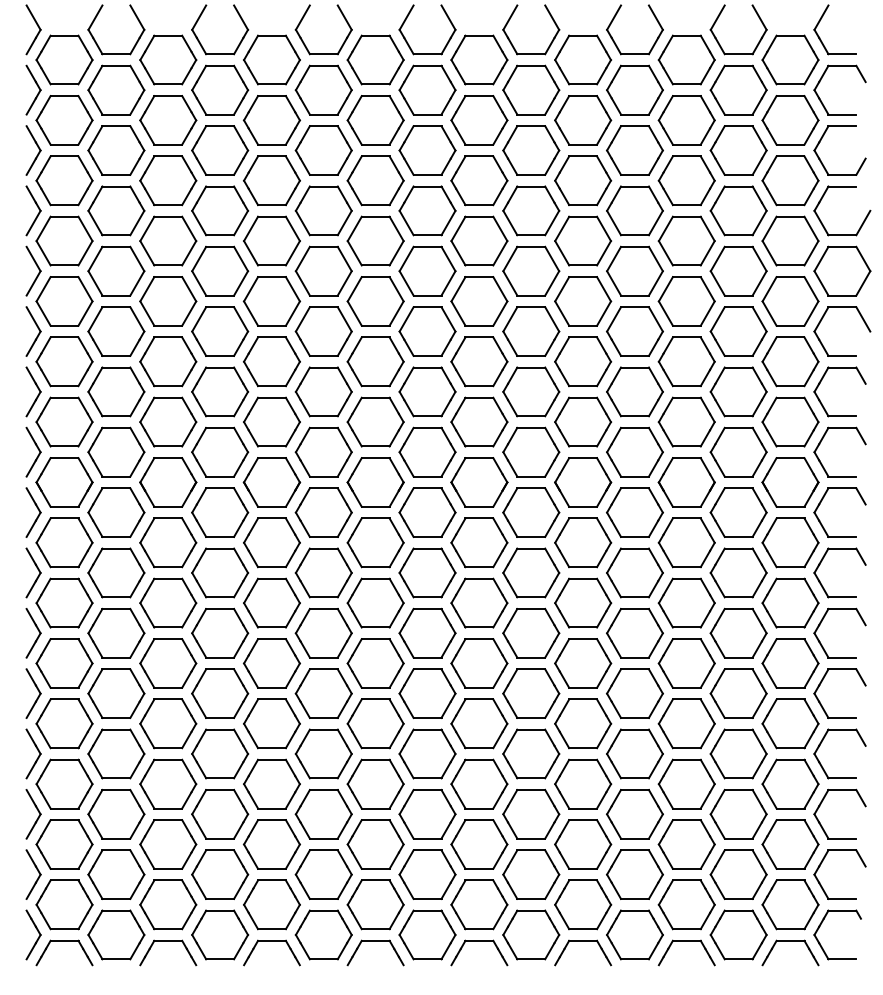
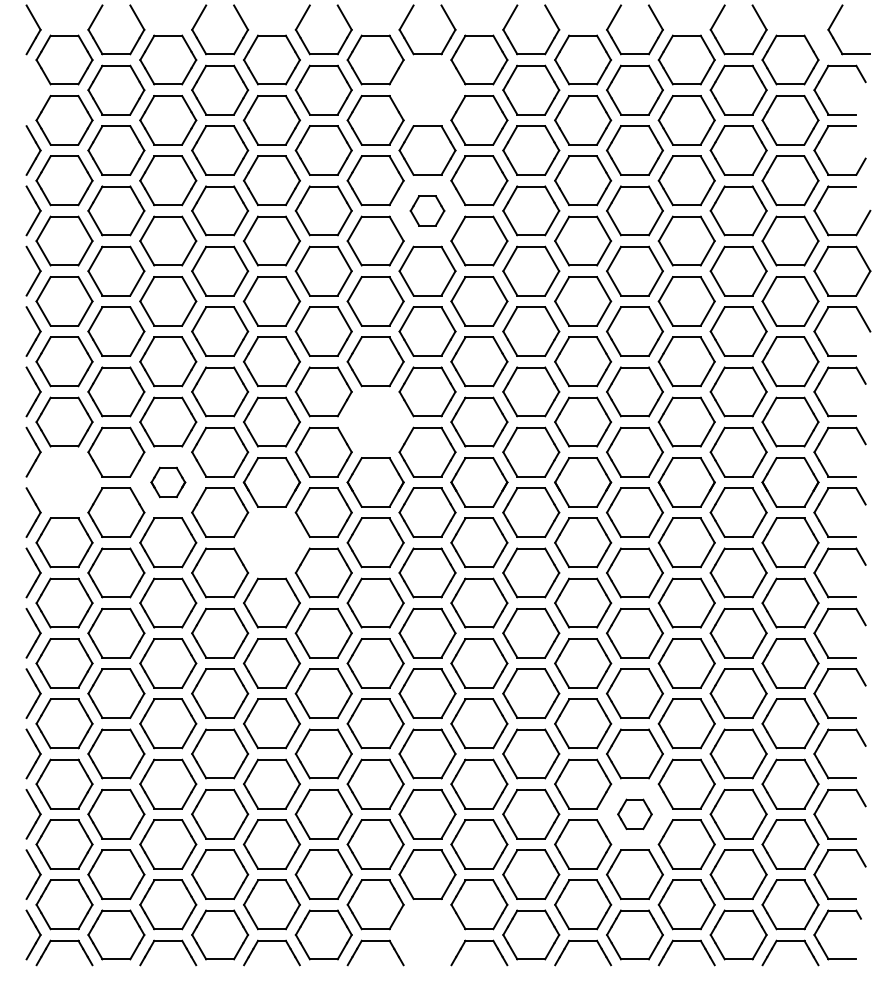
part position: (820, 21) -> (834, 21) (834, 21)
part: present -> none (33, 89)
part: present -> none (427, 89)
part size: 59x52 px -> 37x32 px (427, 210)
part: present -> none (375, 421)
part: present -> none (64, 482)
part size: 59x51 px -> 37x33 px (168, 482)
part: present -> none (271, 542)
part size: 58x51 px -> 36x32 px (634, 813)
part: present -> none (427, 934)
